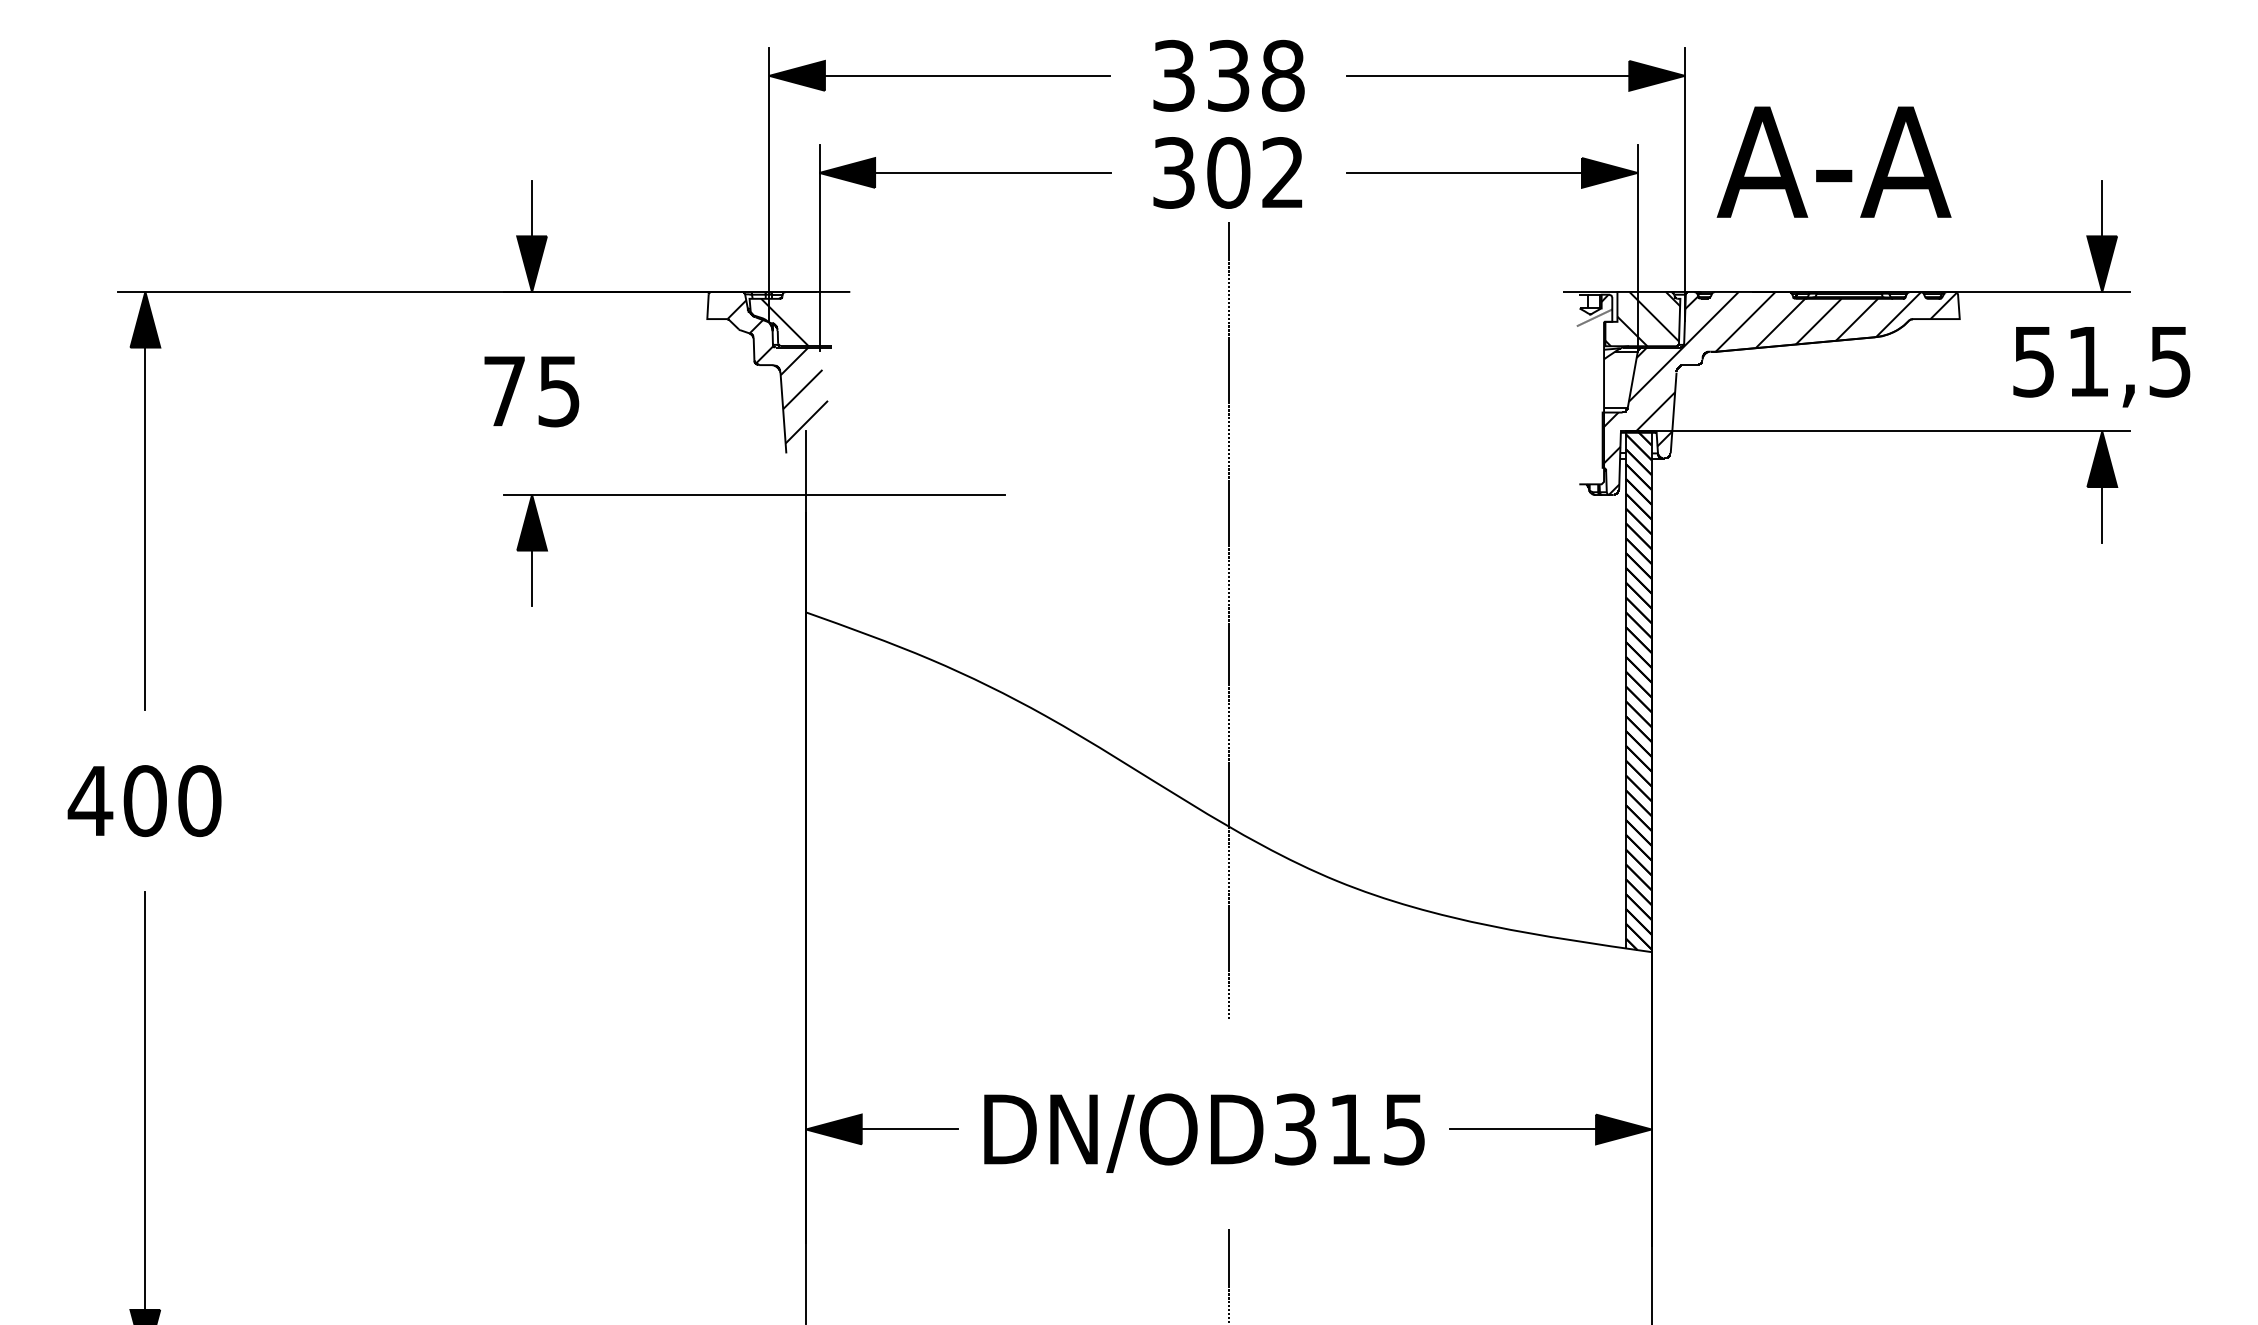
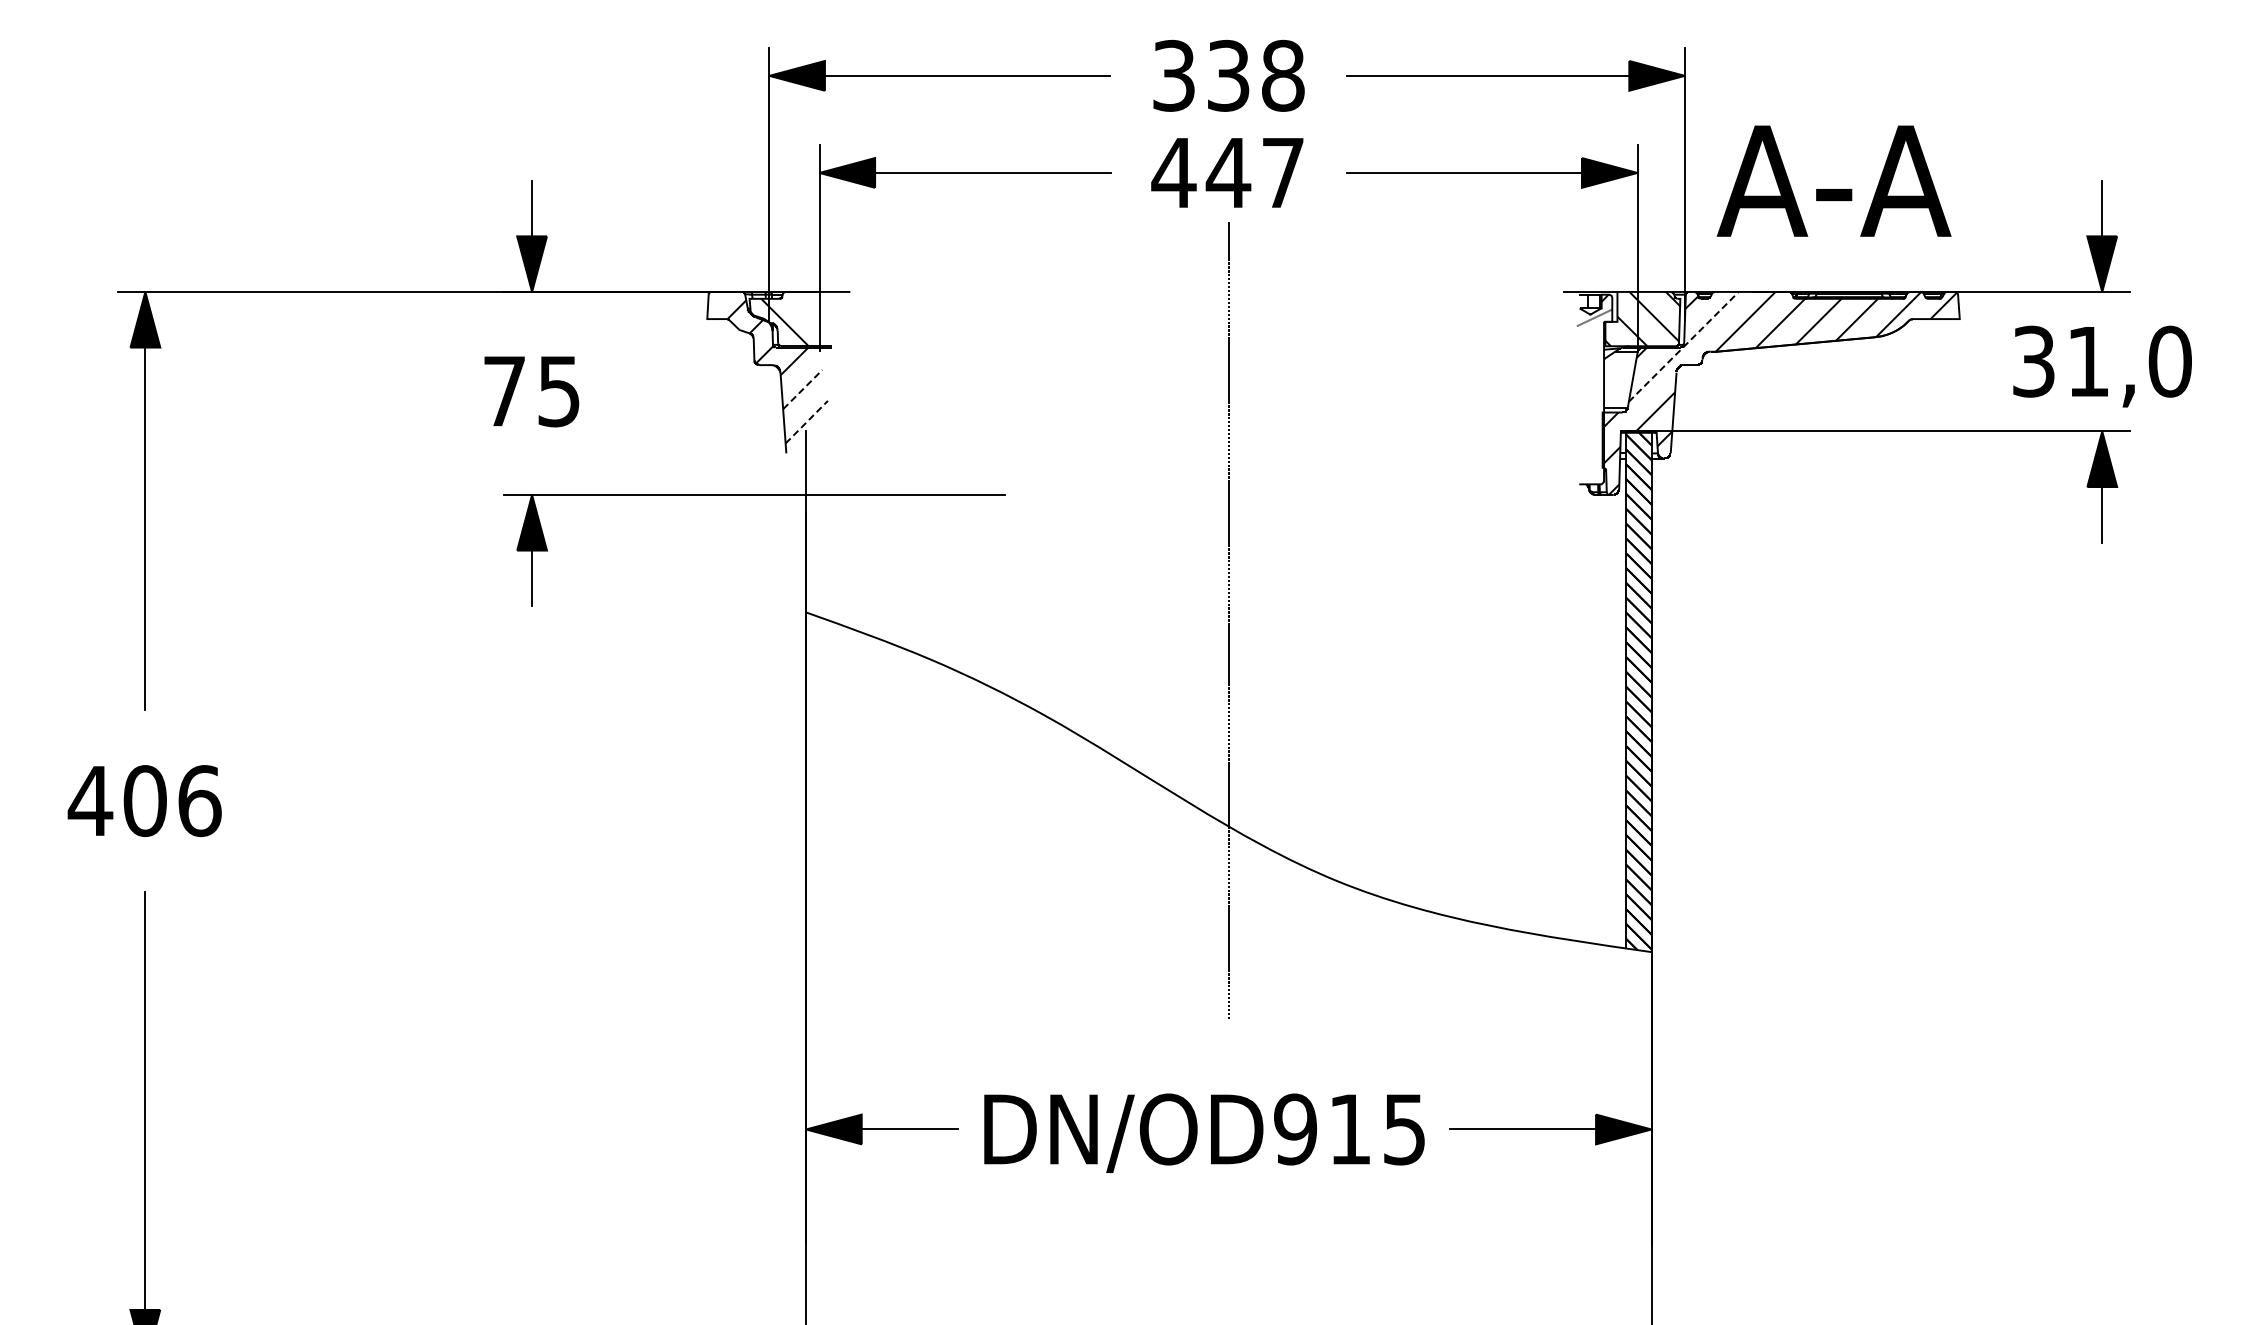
text position: (1833, 161) -> (1833, 180) (1833, 180)
text: 302 -> 447 (1227, 172)
line: solid -> dashed (1683, 346)
text: 51,5 -> 31,0 (2102, 361)
line: solid -> dashed (802, 389)
line: solid -> dashed (807, 421)
text: 400 -> 406 (199, 800)
text: DN/OD315 -> DN/OD915 (1295, 1129)
line: present -> none (1228, 1275)
